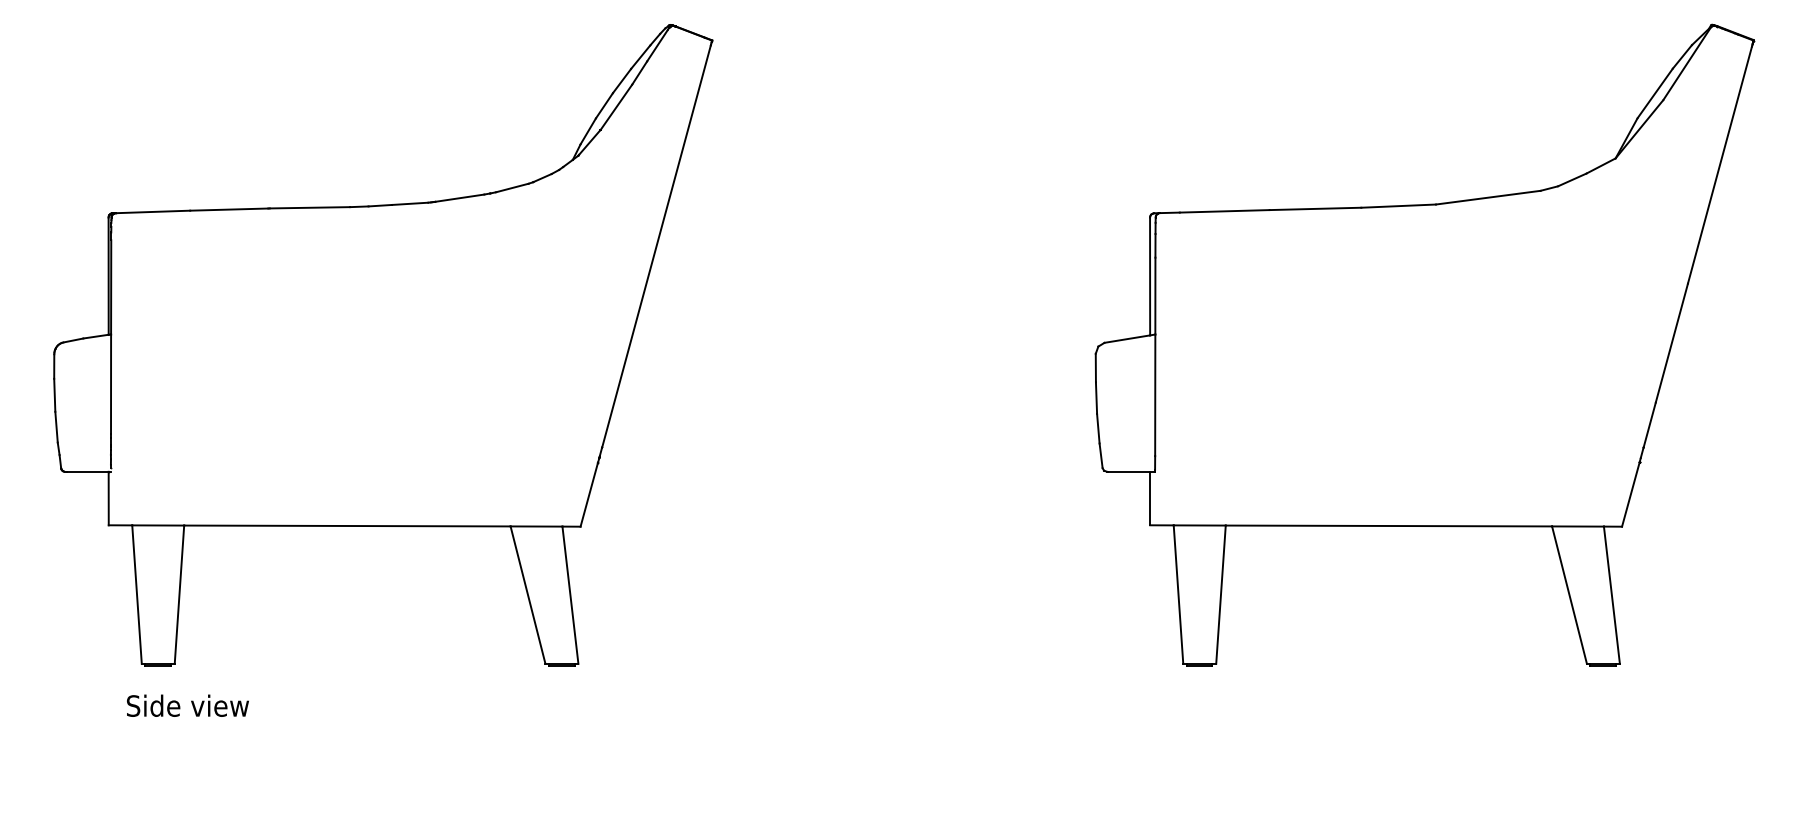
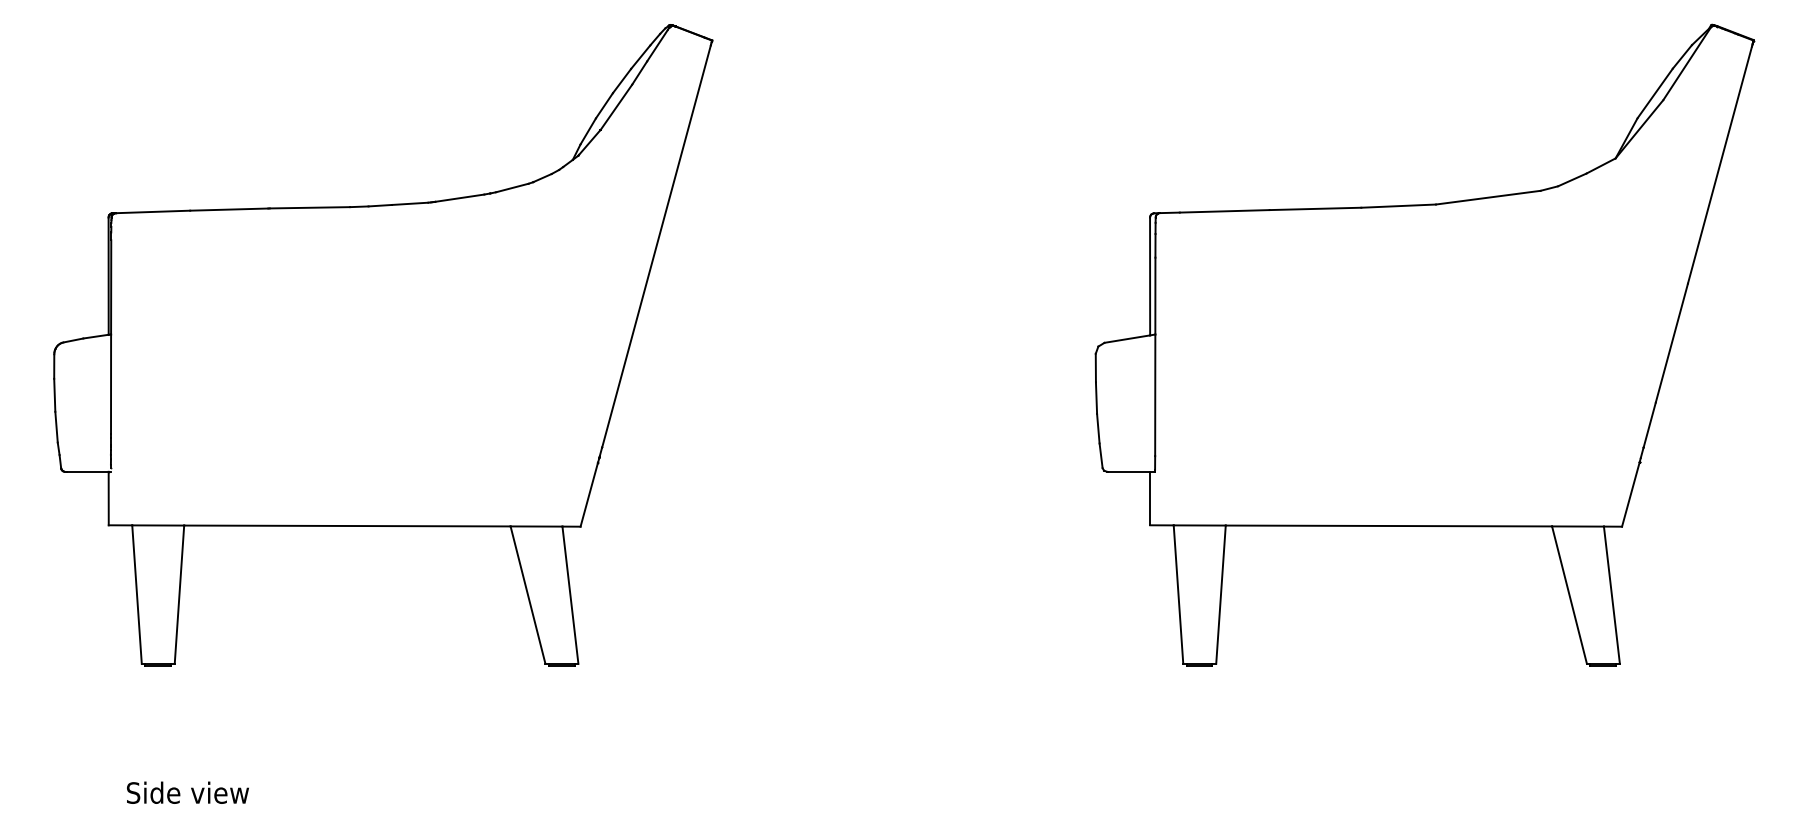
text position: (187, 705) -> (187, 792) (187, 792)
